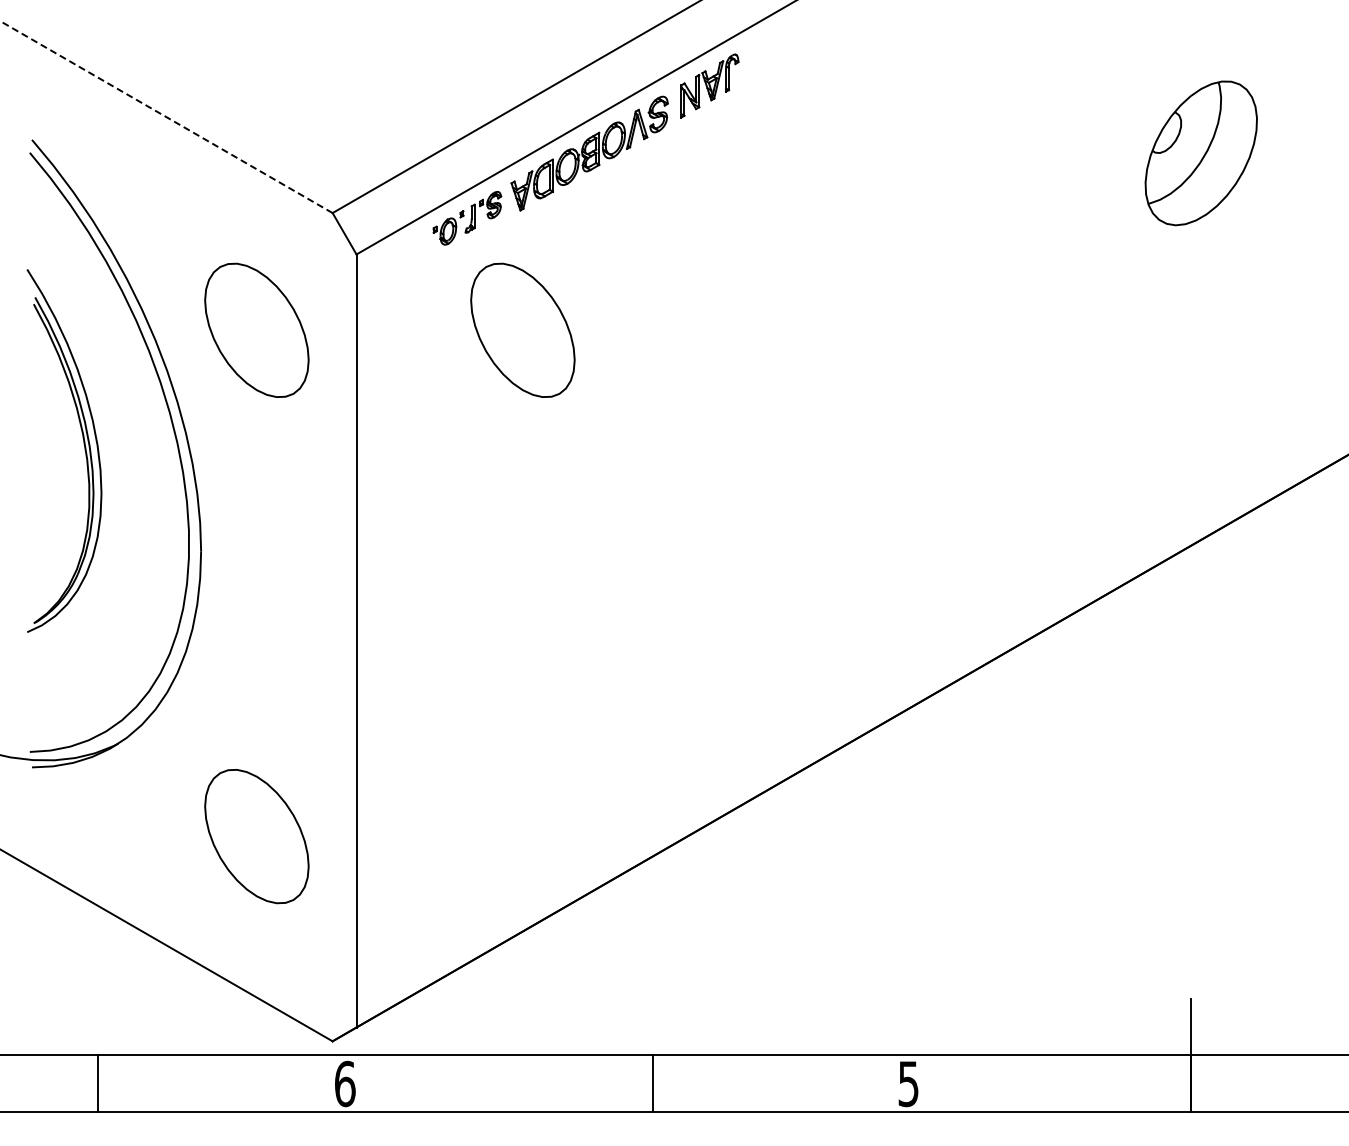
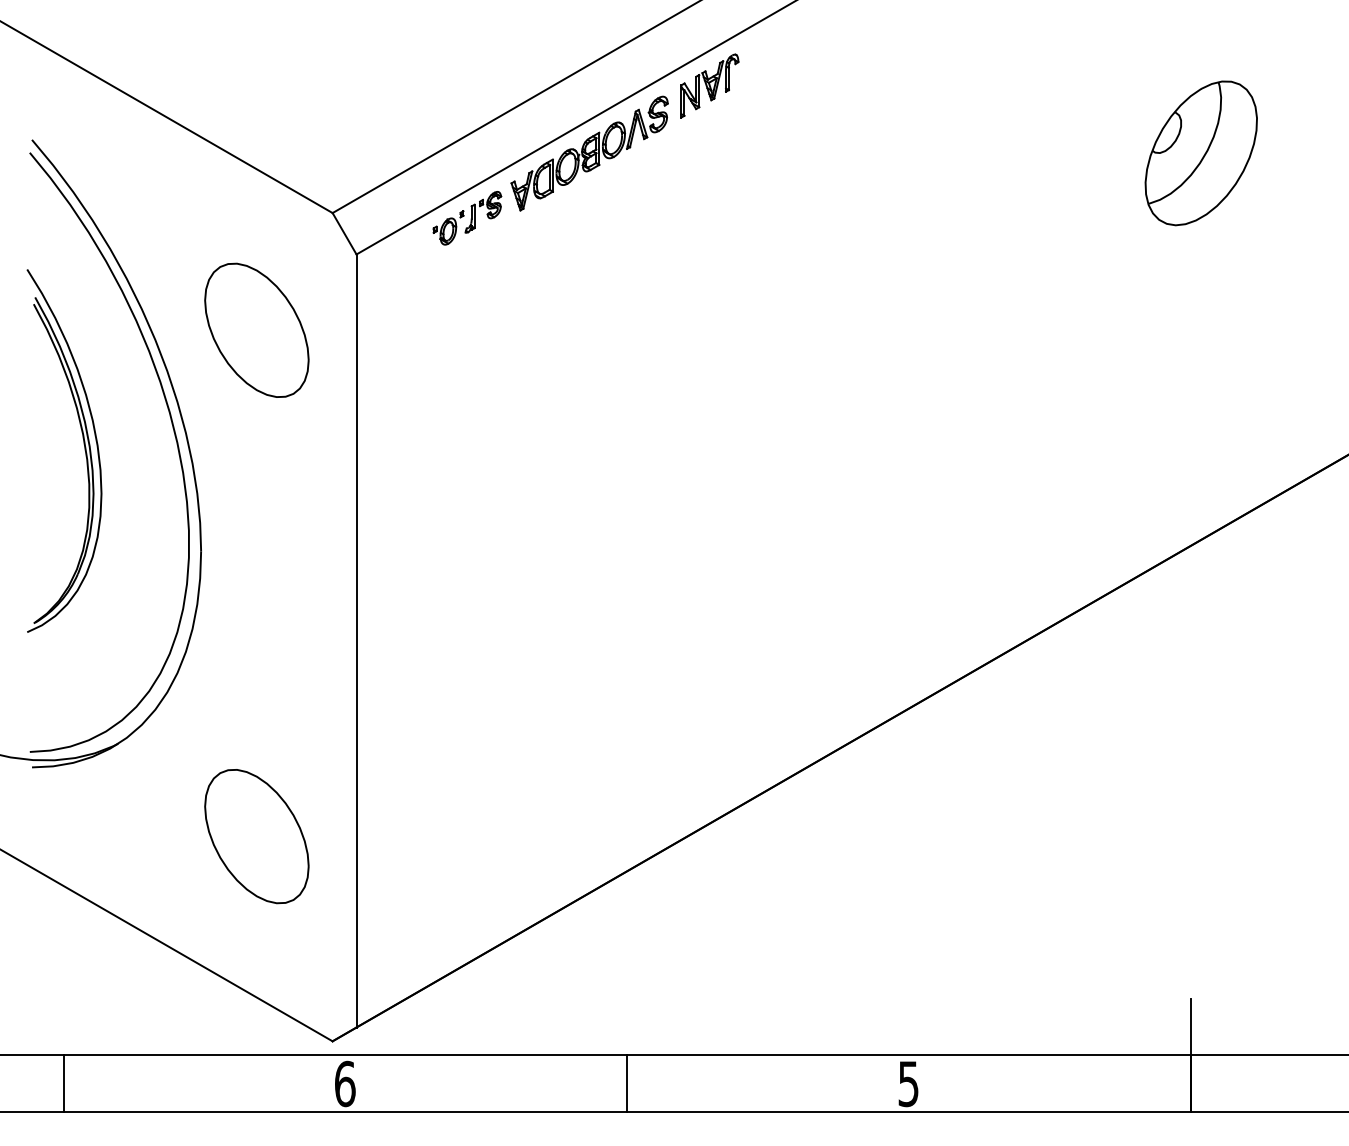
line: dashed -> solid (166, 117)
part: present -> none (522, 329)
line position: (97, 1083) -> (63, 1083) (63, 1083)
line position: (653, 1083) -> (627, 1083) (627, 1083)
